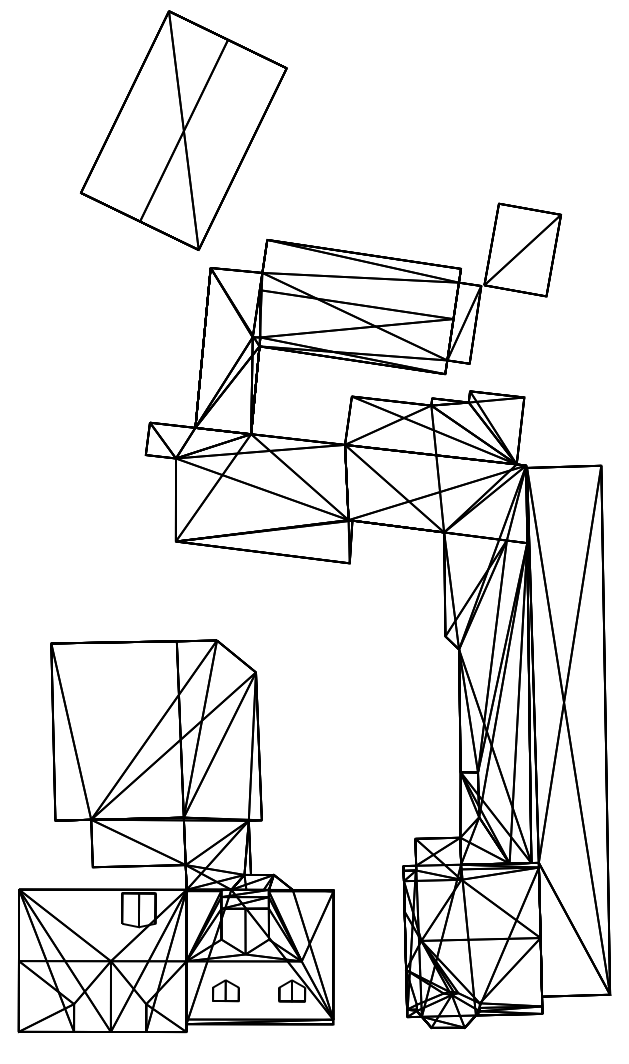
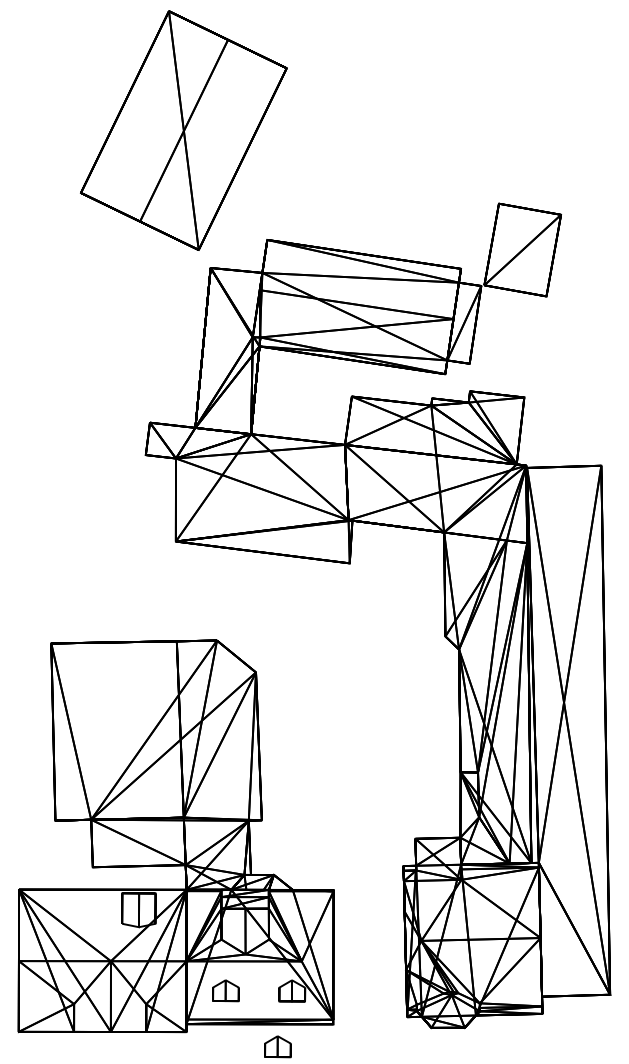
part: none -> present (277, 1046)
